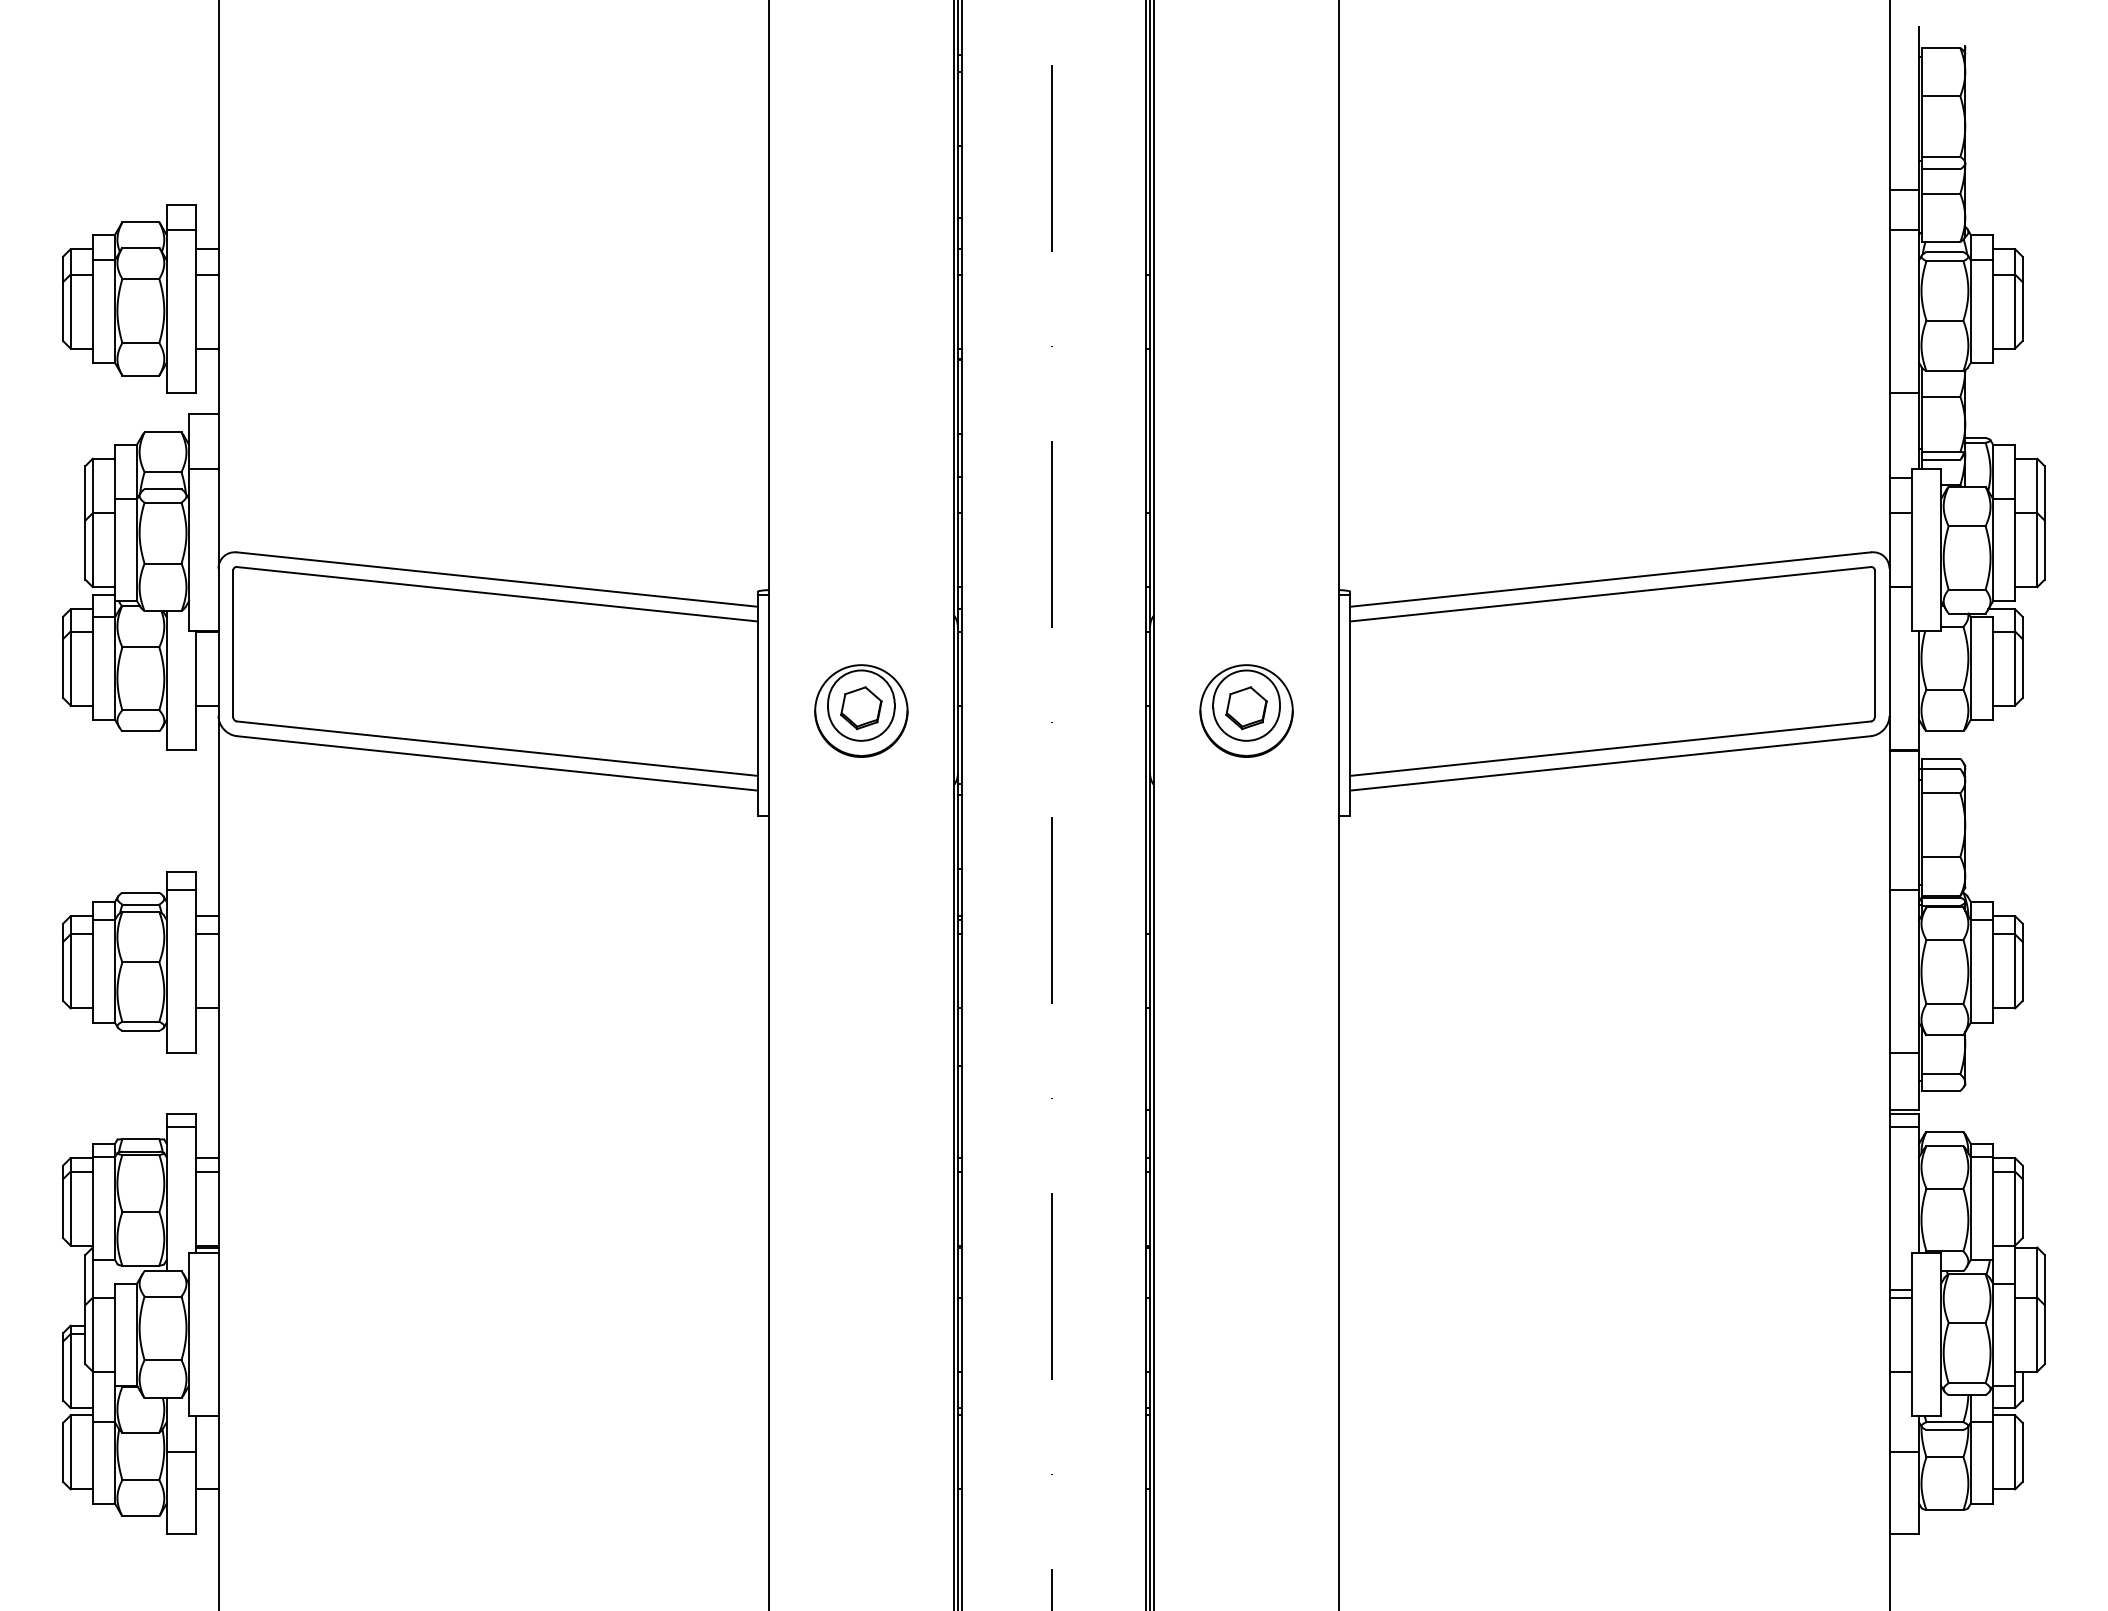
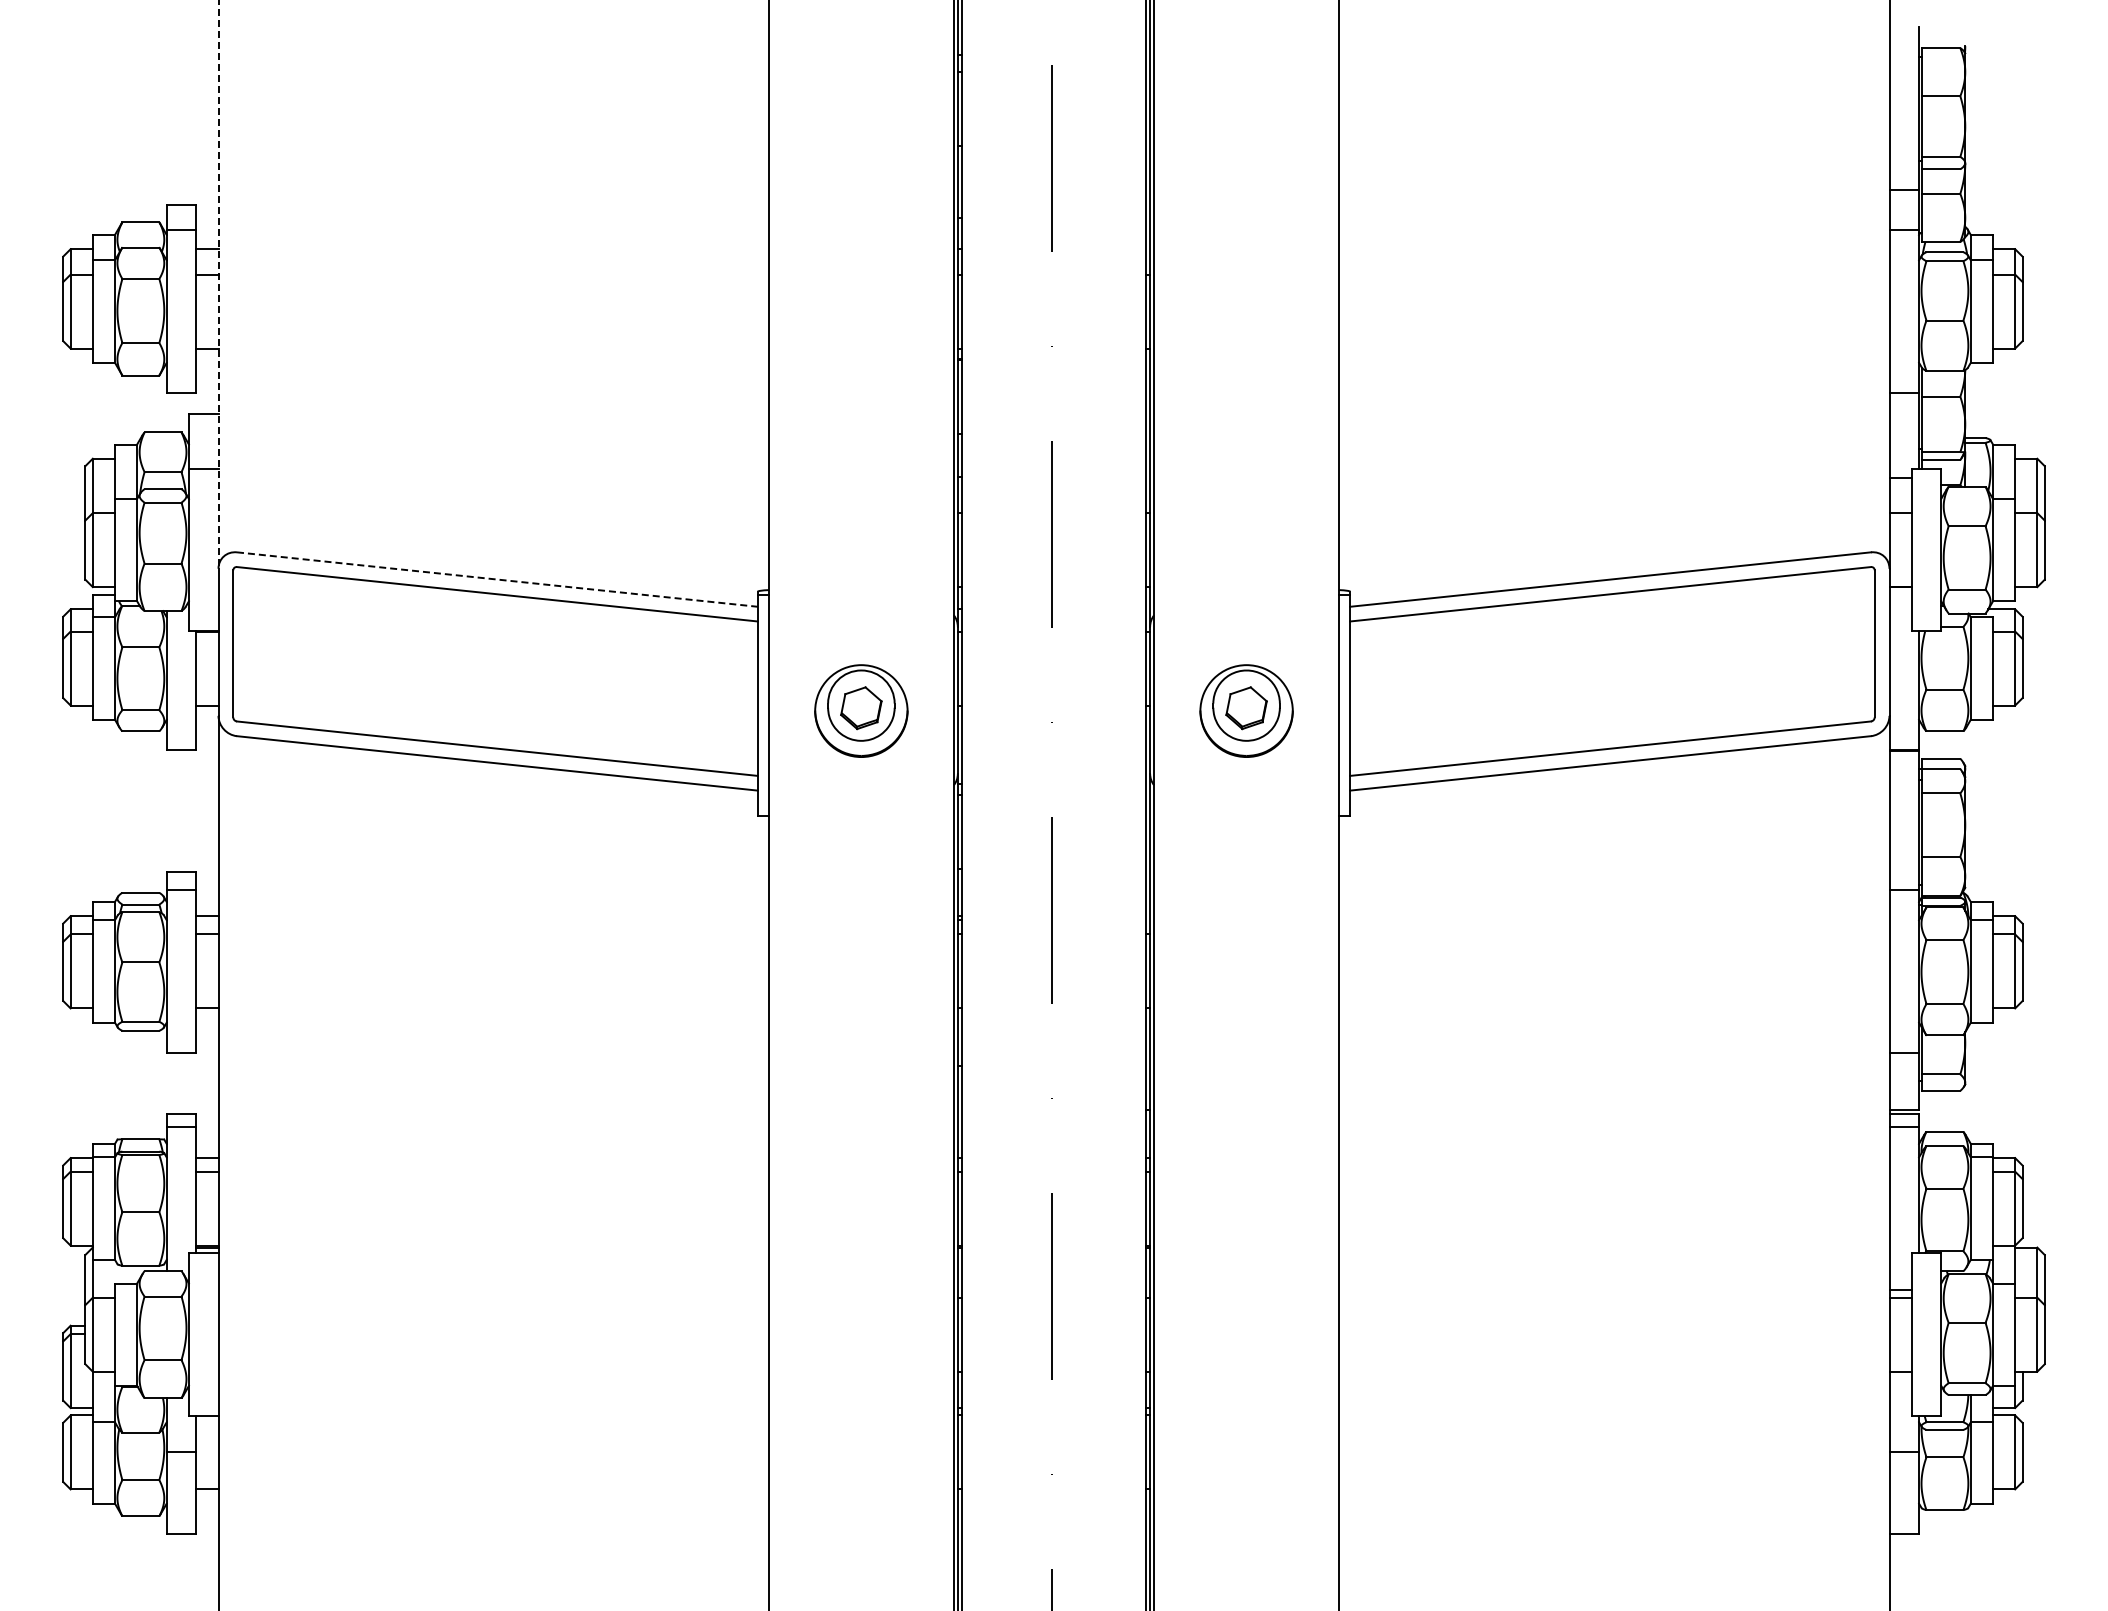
line: solid -> dashed (218, 284)
line: solid -> dashed (497, 579)
